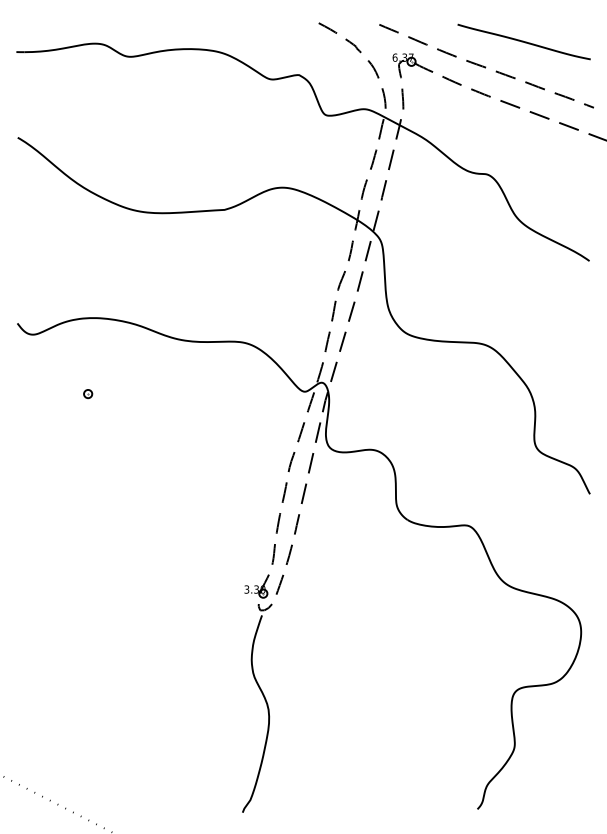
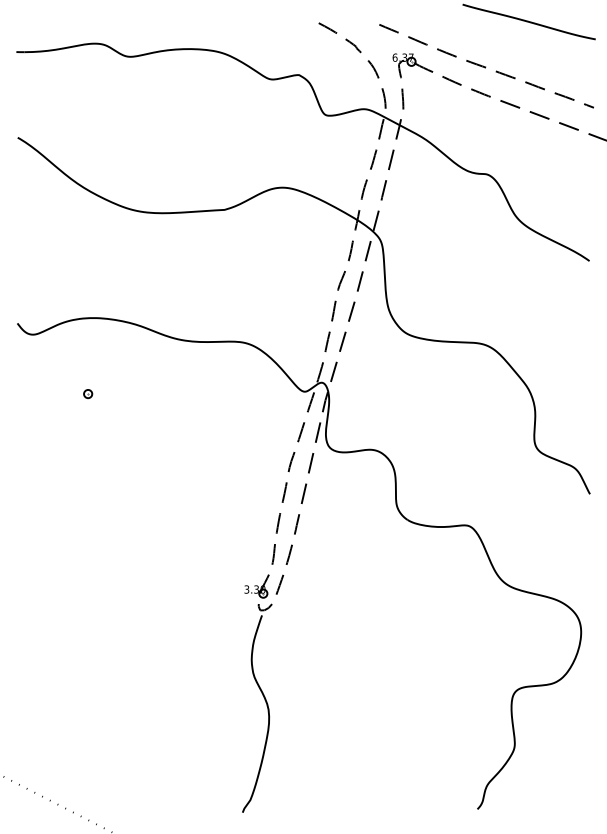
line position: (523, 41) -> (528, 21) (528, 21)
